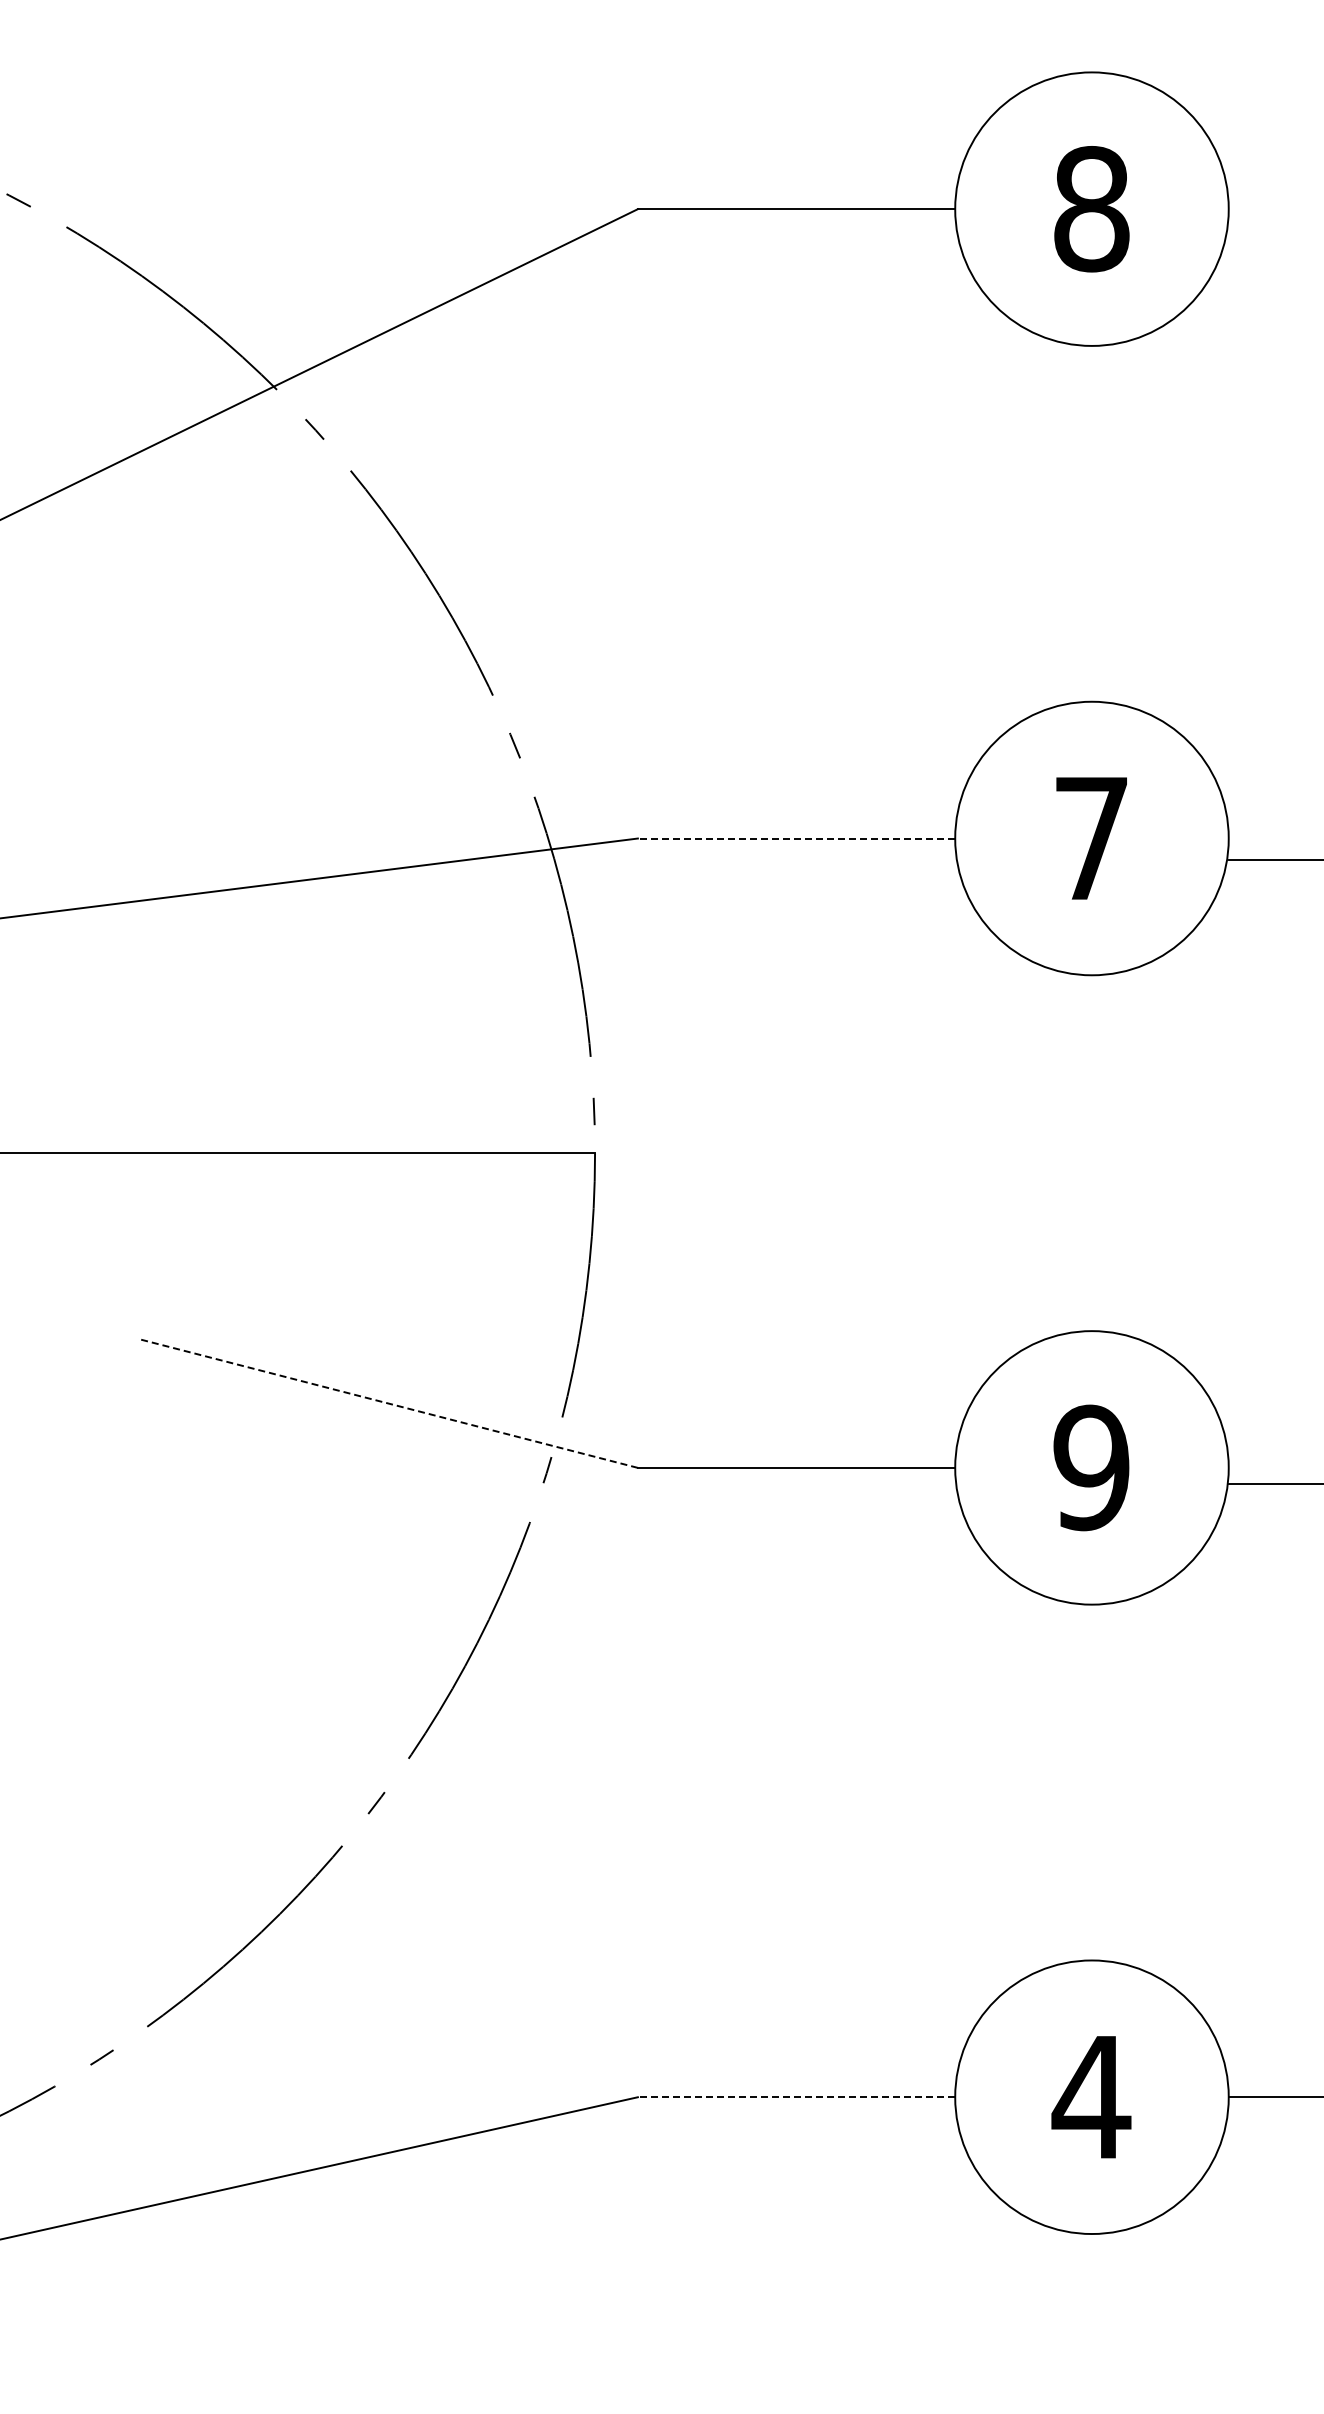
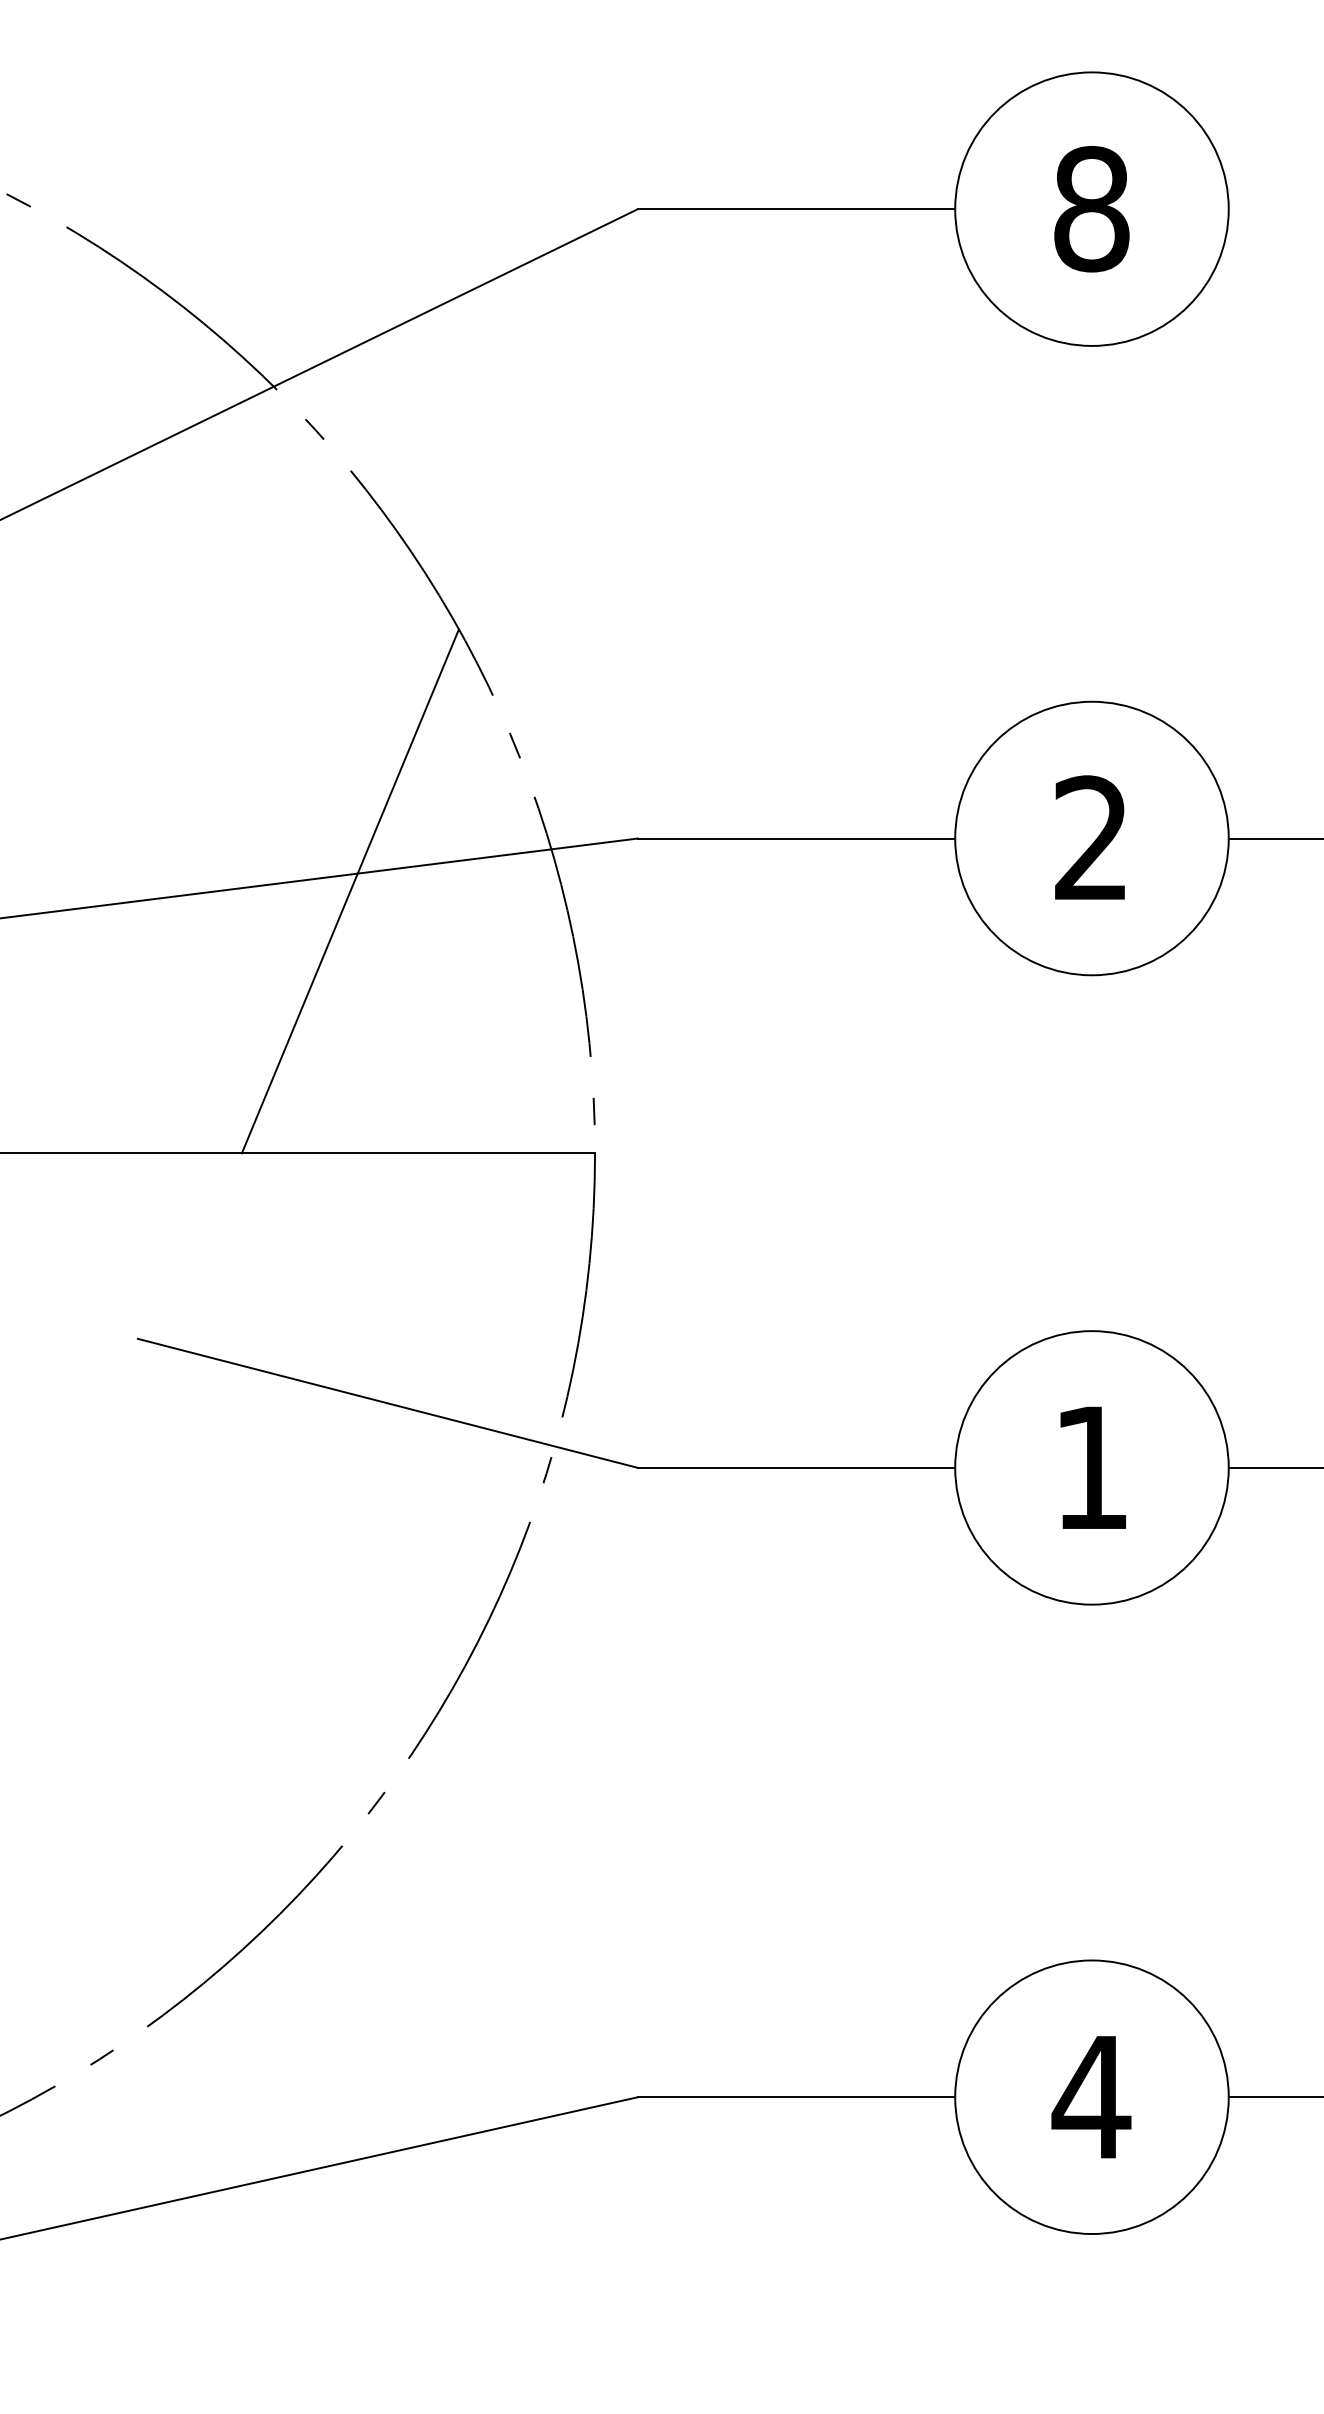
text: 7 -> 2 (1090, 837)
line: dashed -> solid (796, 838)
line position: (1274, 859) -> (1274, 838) (1274, 838)
line: none -> present (349, 891)
line: dashed -> solid (387, 1403)
text: 9 -> 1 (1091, 1467)
line position: (1274, 1483) -> (1274, 1467) (1274, 1467)
line: dashed -> solid (796, 2097)
